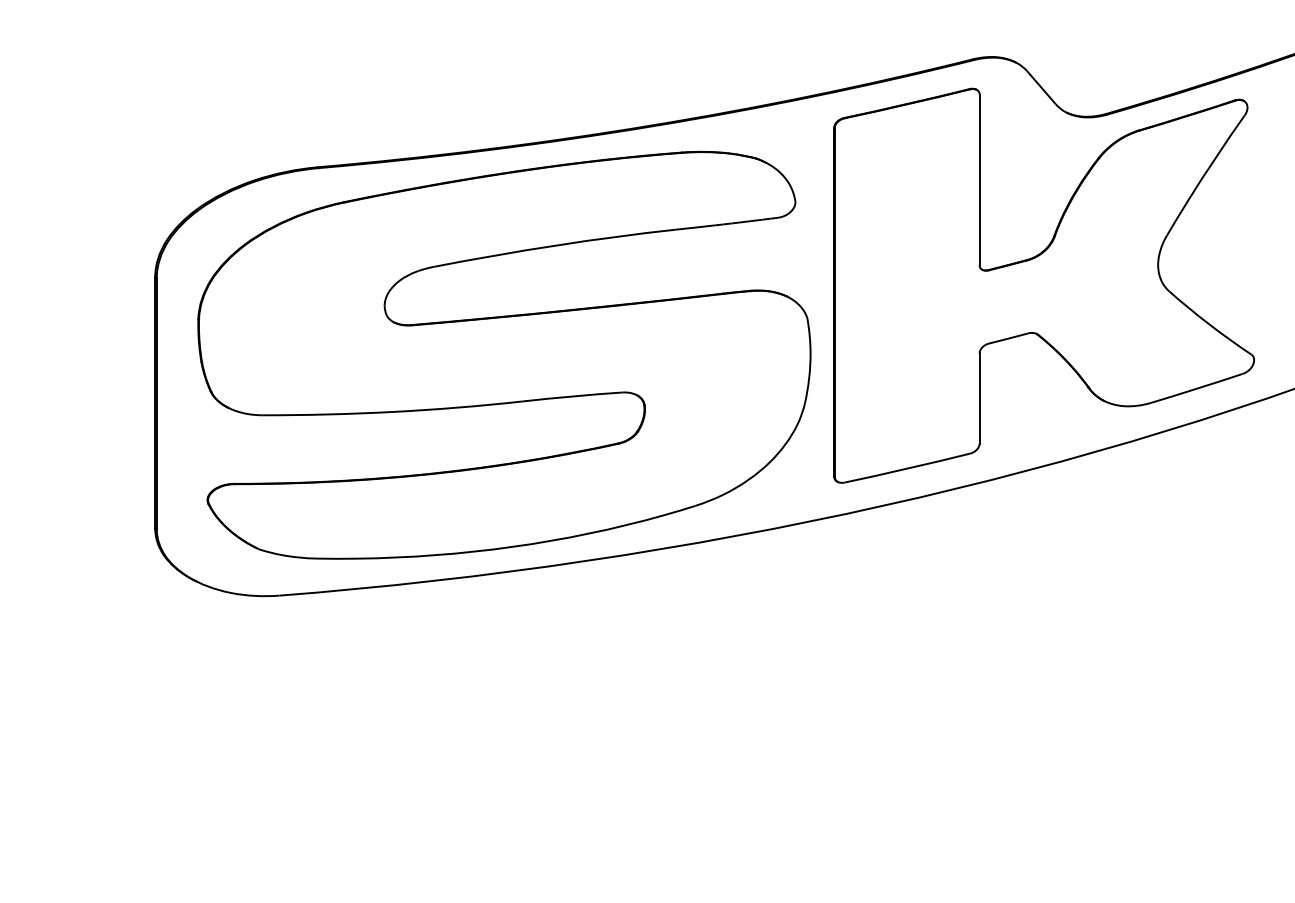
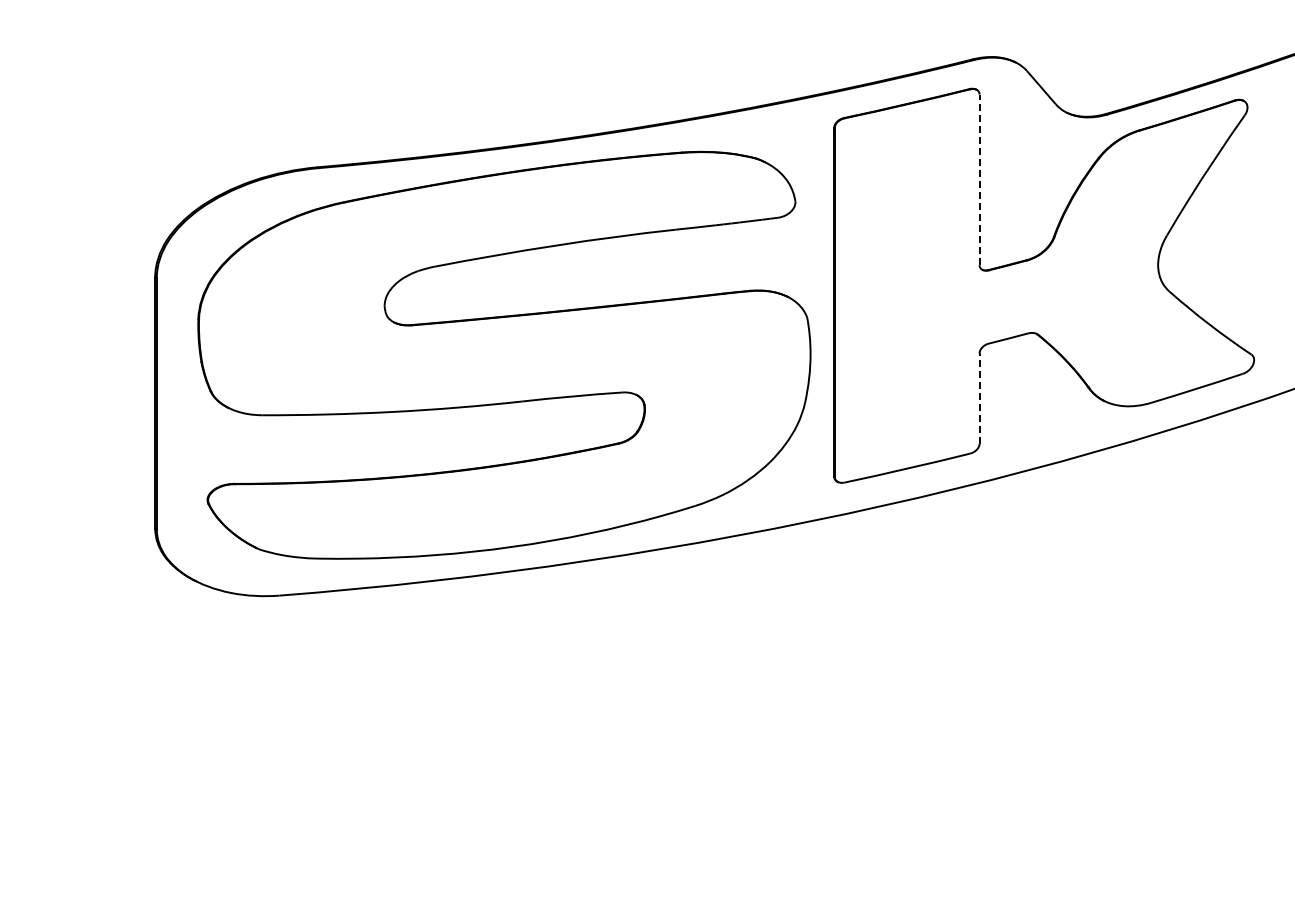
line: solid -> dashed (979, 179)
line: solid -> dashed (979, 398)
